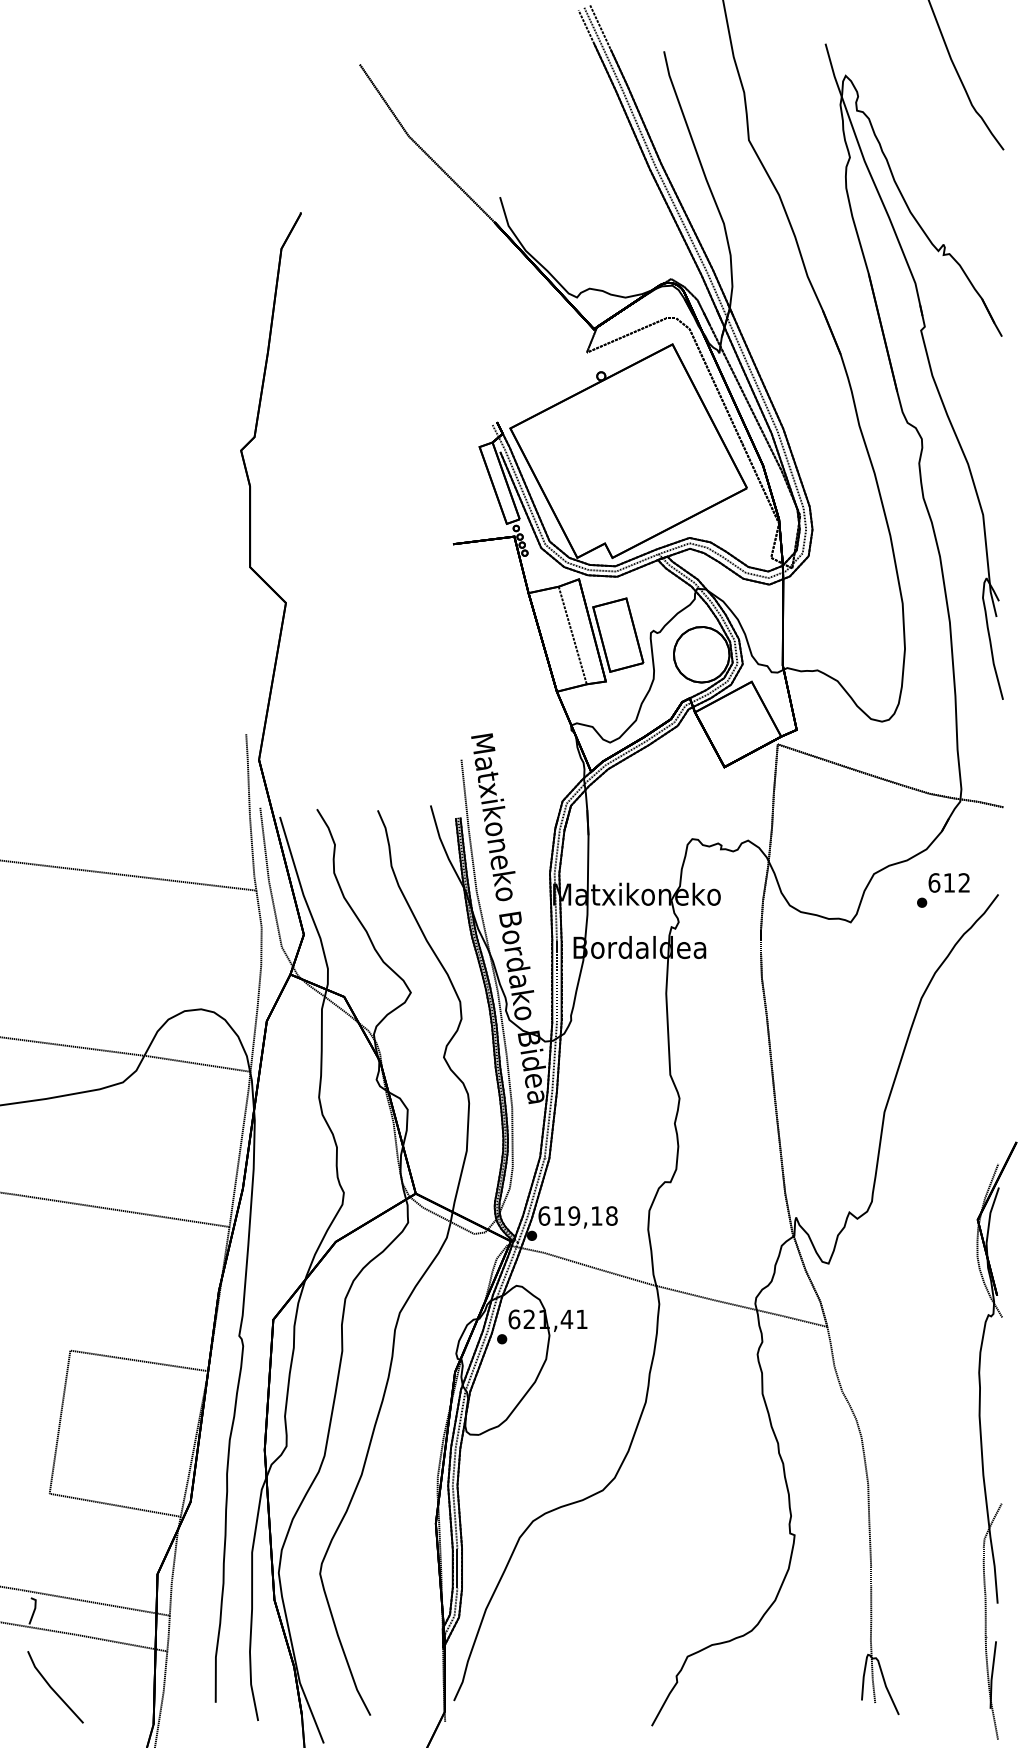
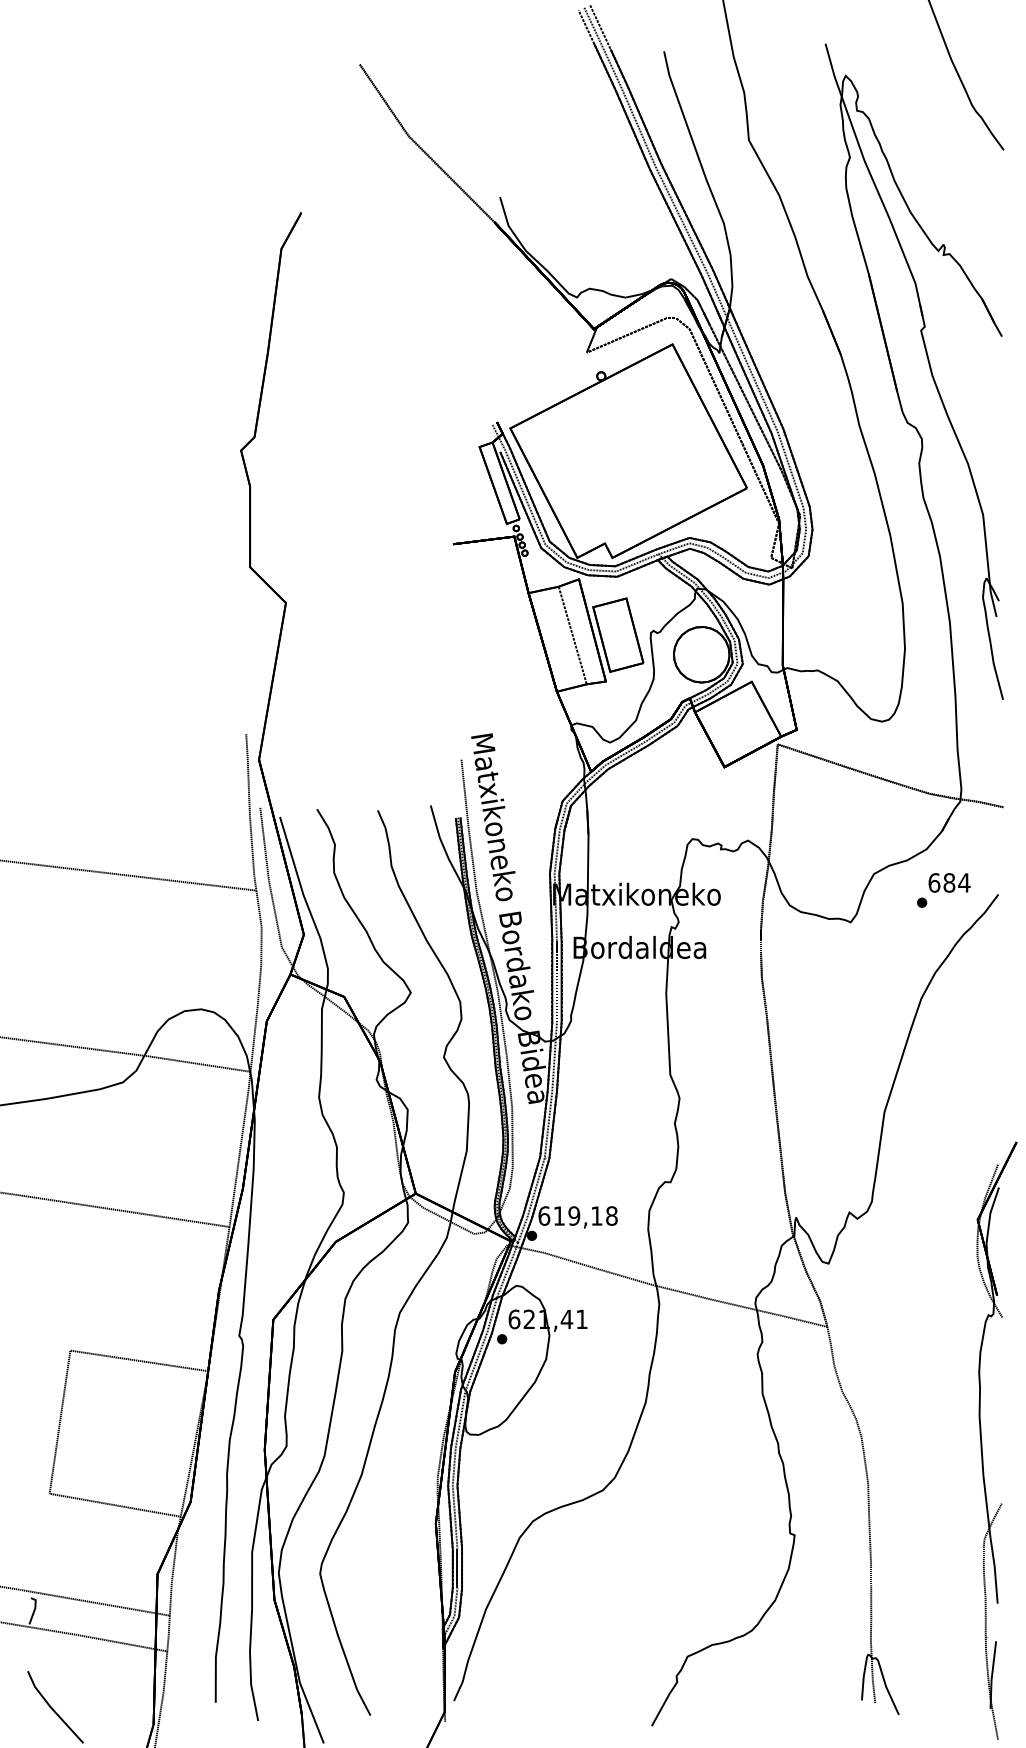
text: 612 -> 684 (956, 882)
line position: (53, 1688) -> (53, 1708) (53, 1708)
